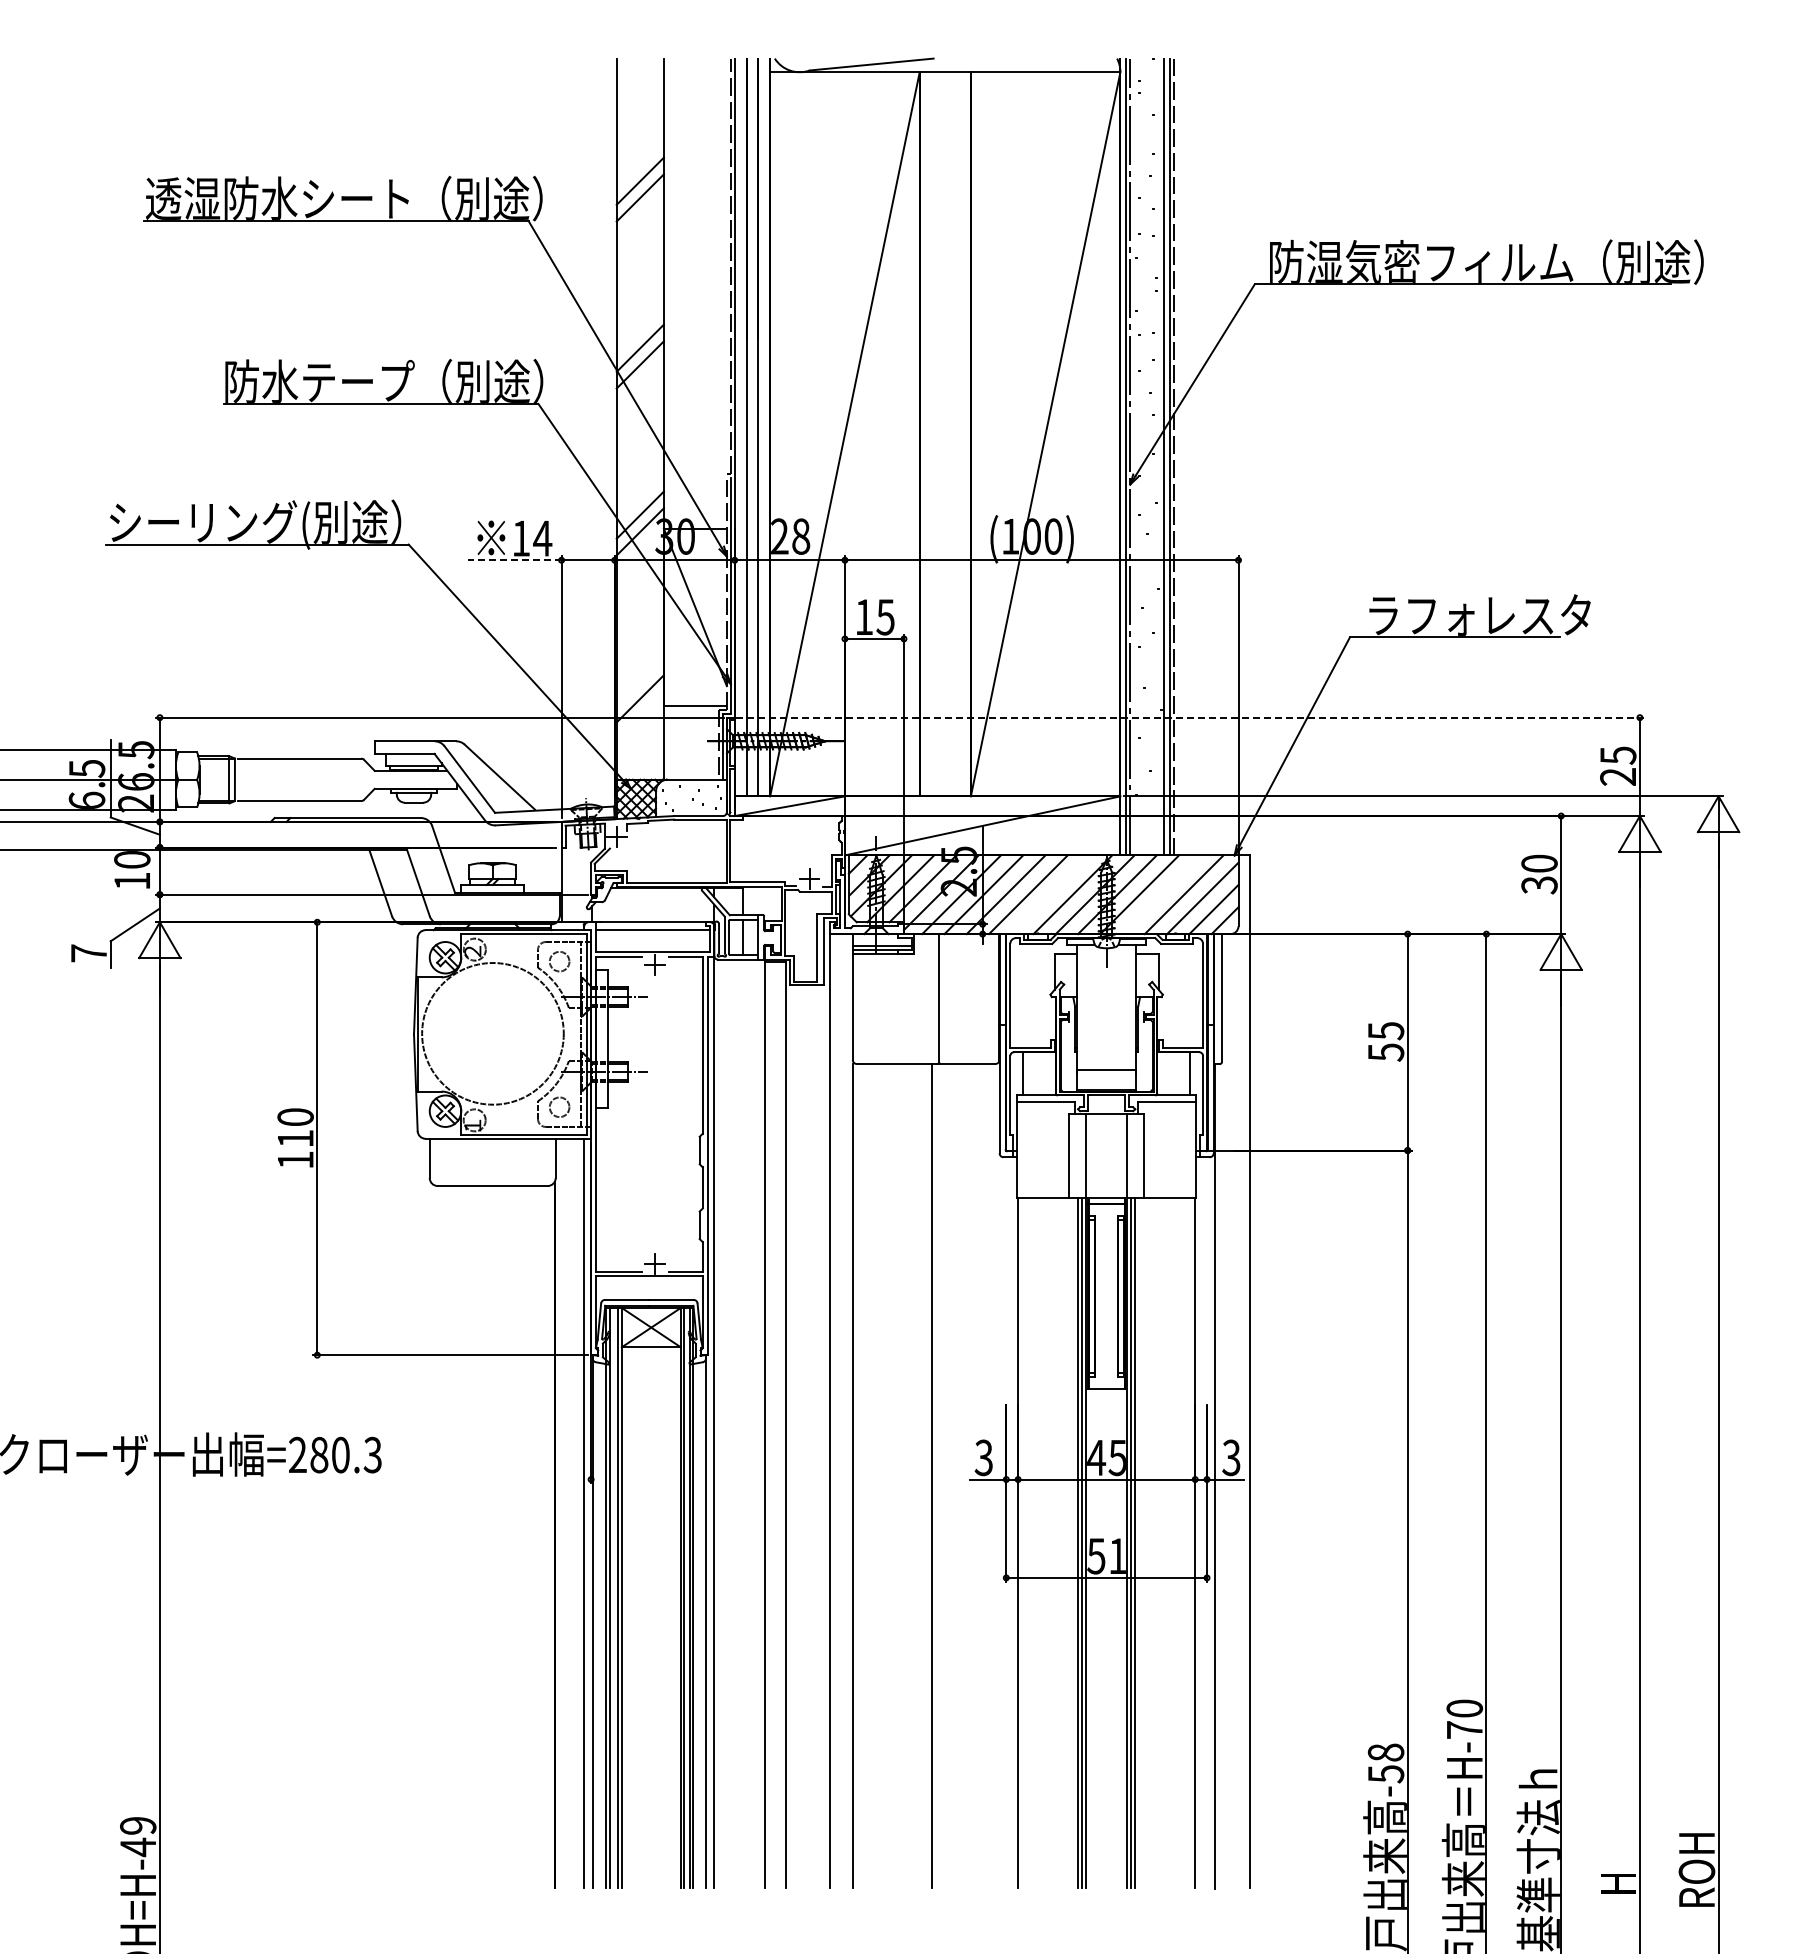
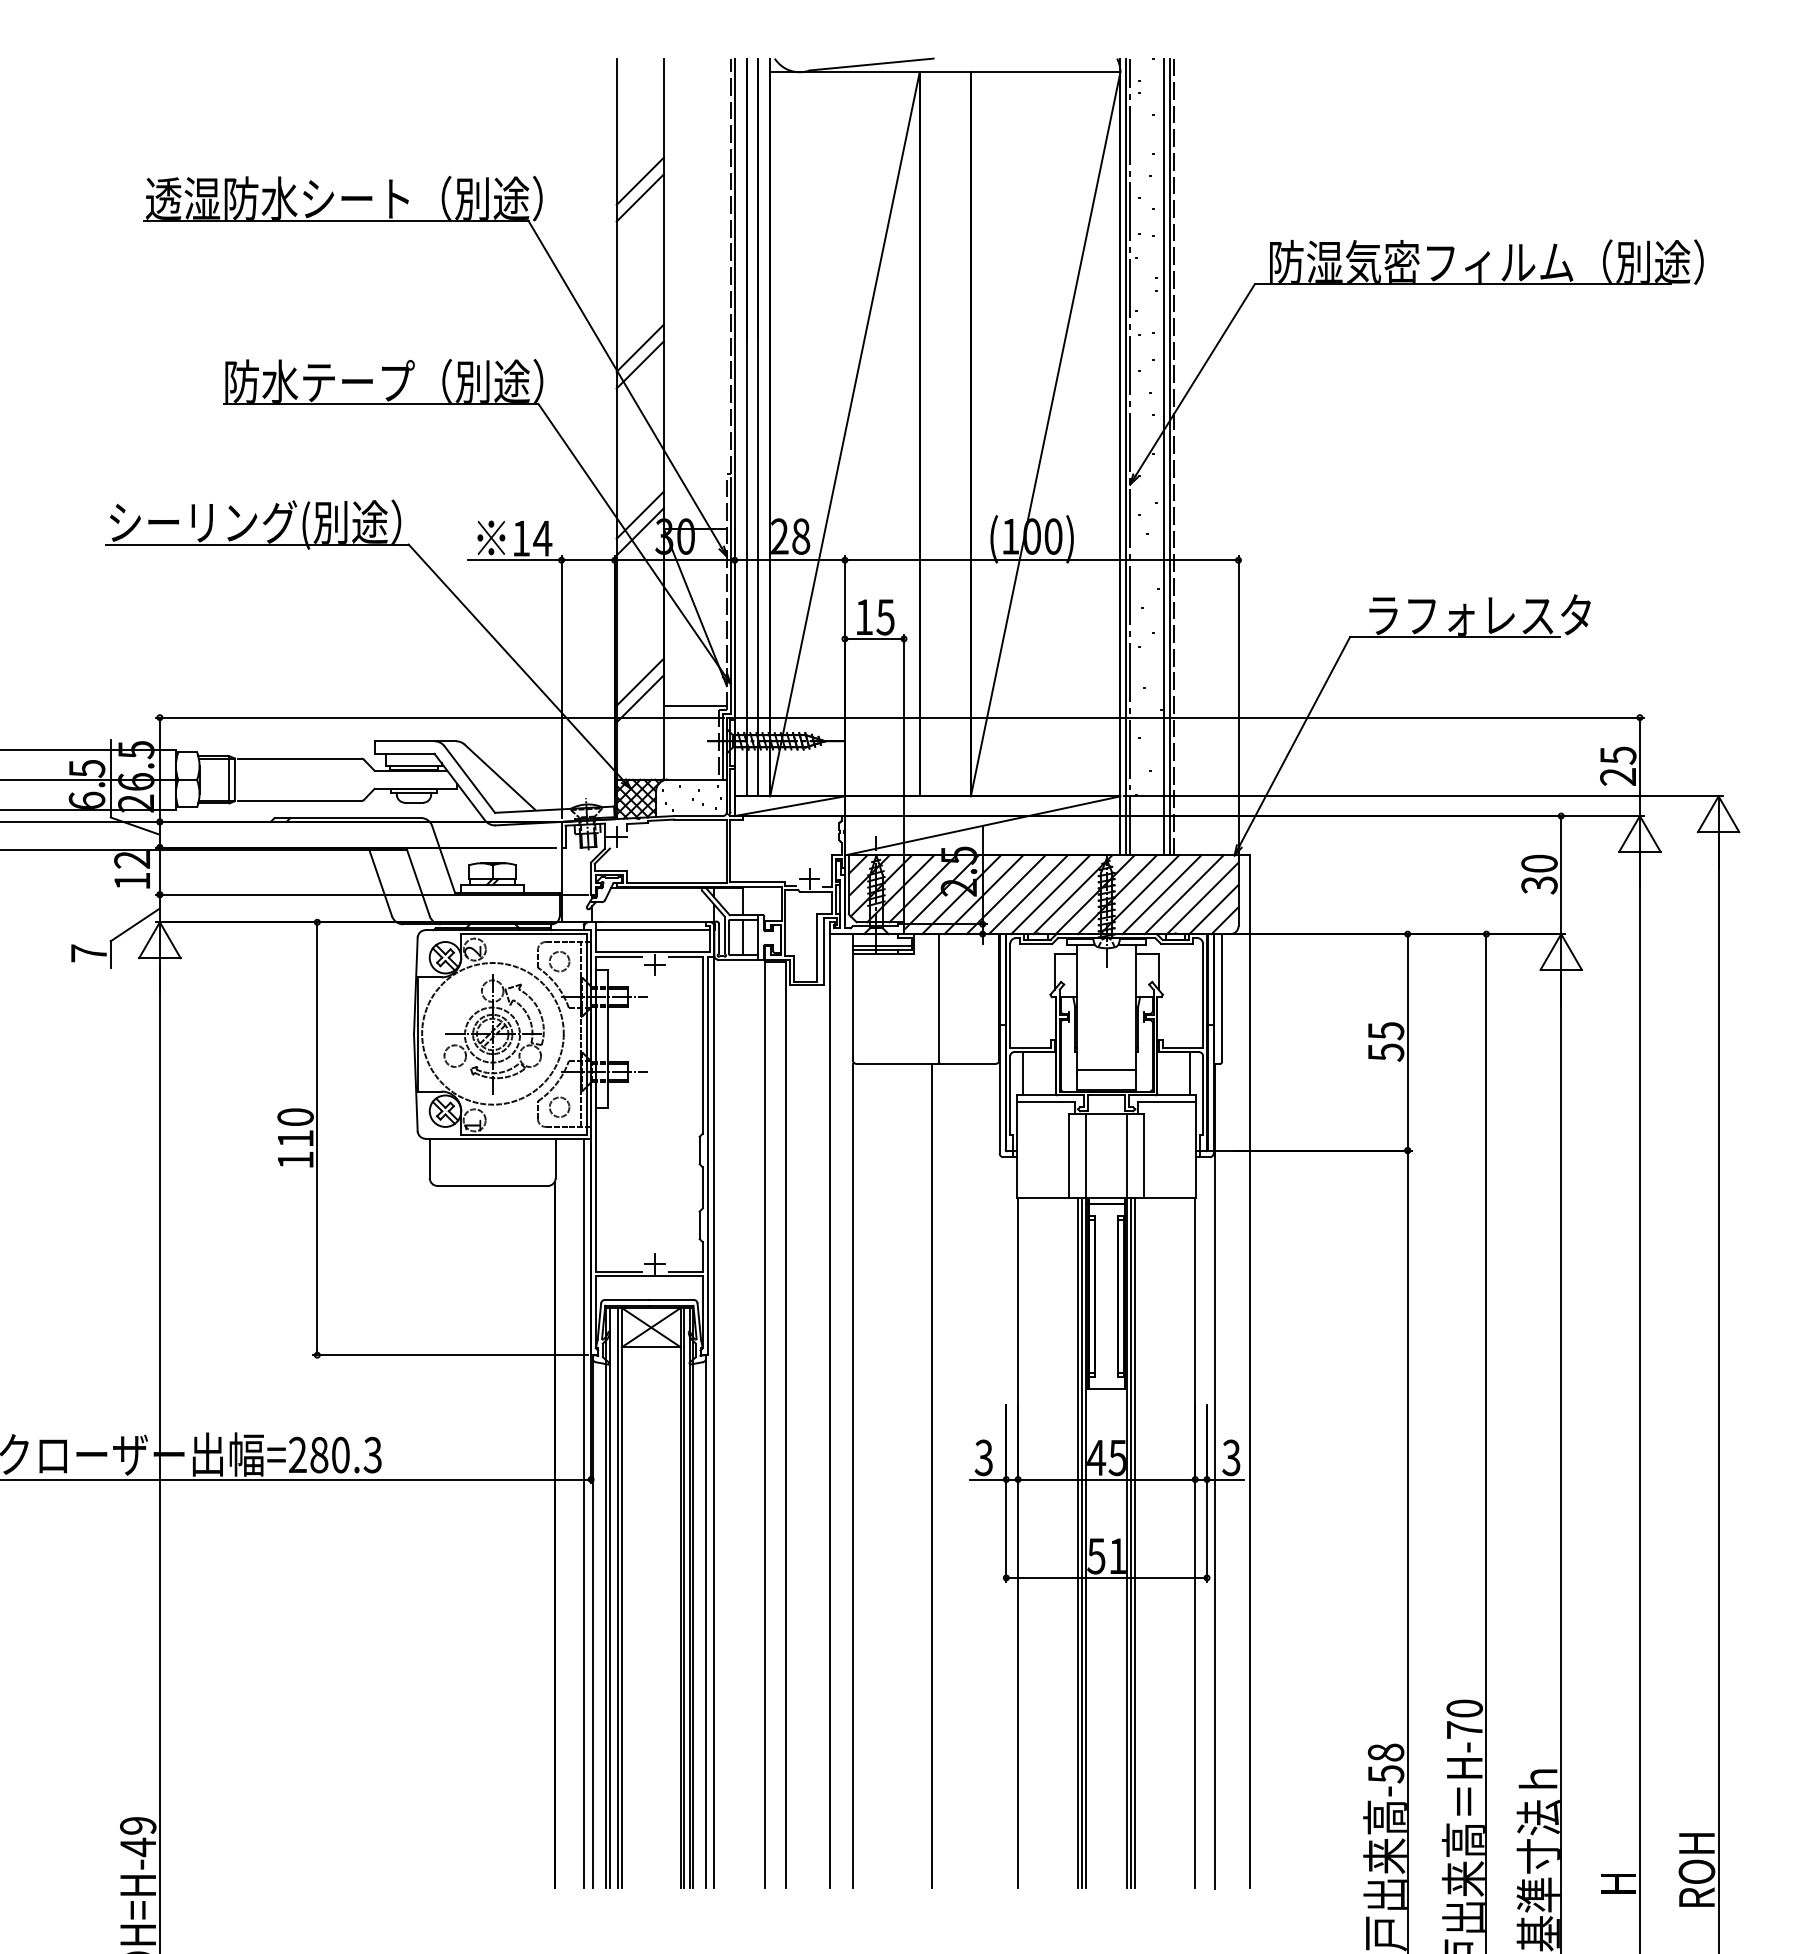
line: dashed -> solid (514, 560)
line: none -> present (639, 681)
line: dashed -> solid (1189, 717)
text: 10 -> 12 (132, 859)
line: none -> present (1050, 894)
line: none -> present (1161, 894)
part: none -> present (493, 1034)
line: none -> present (296, 1479)
